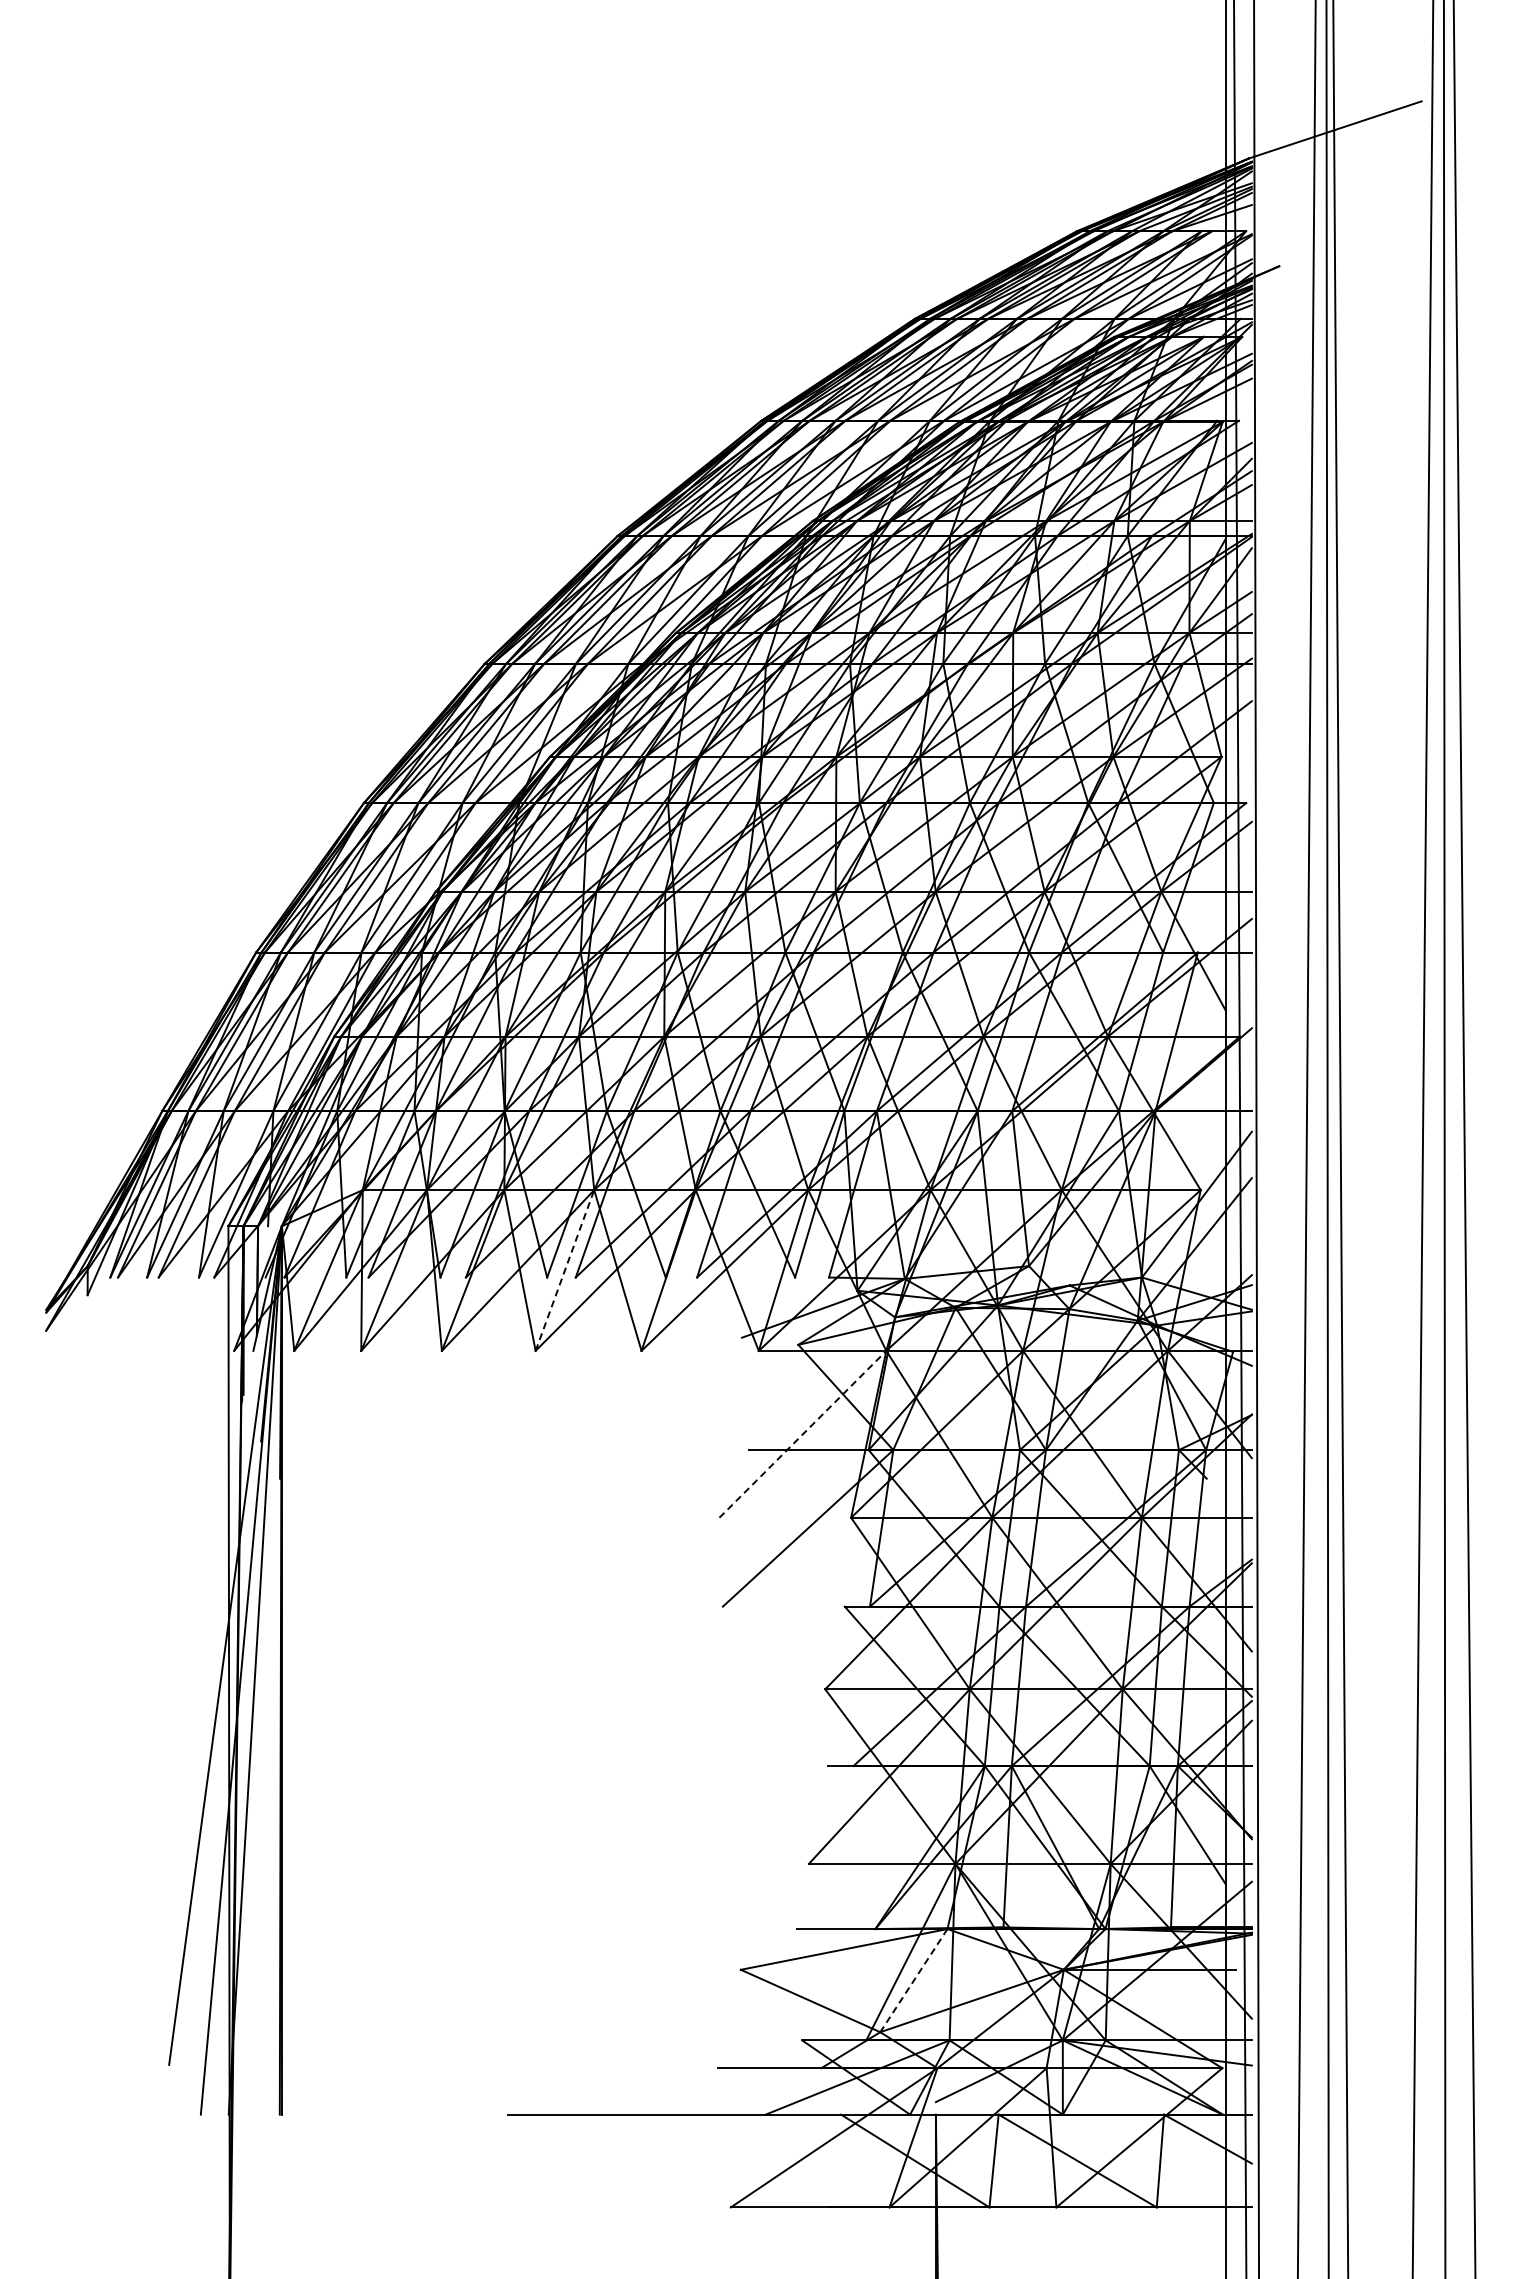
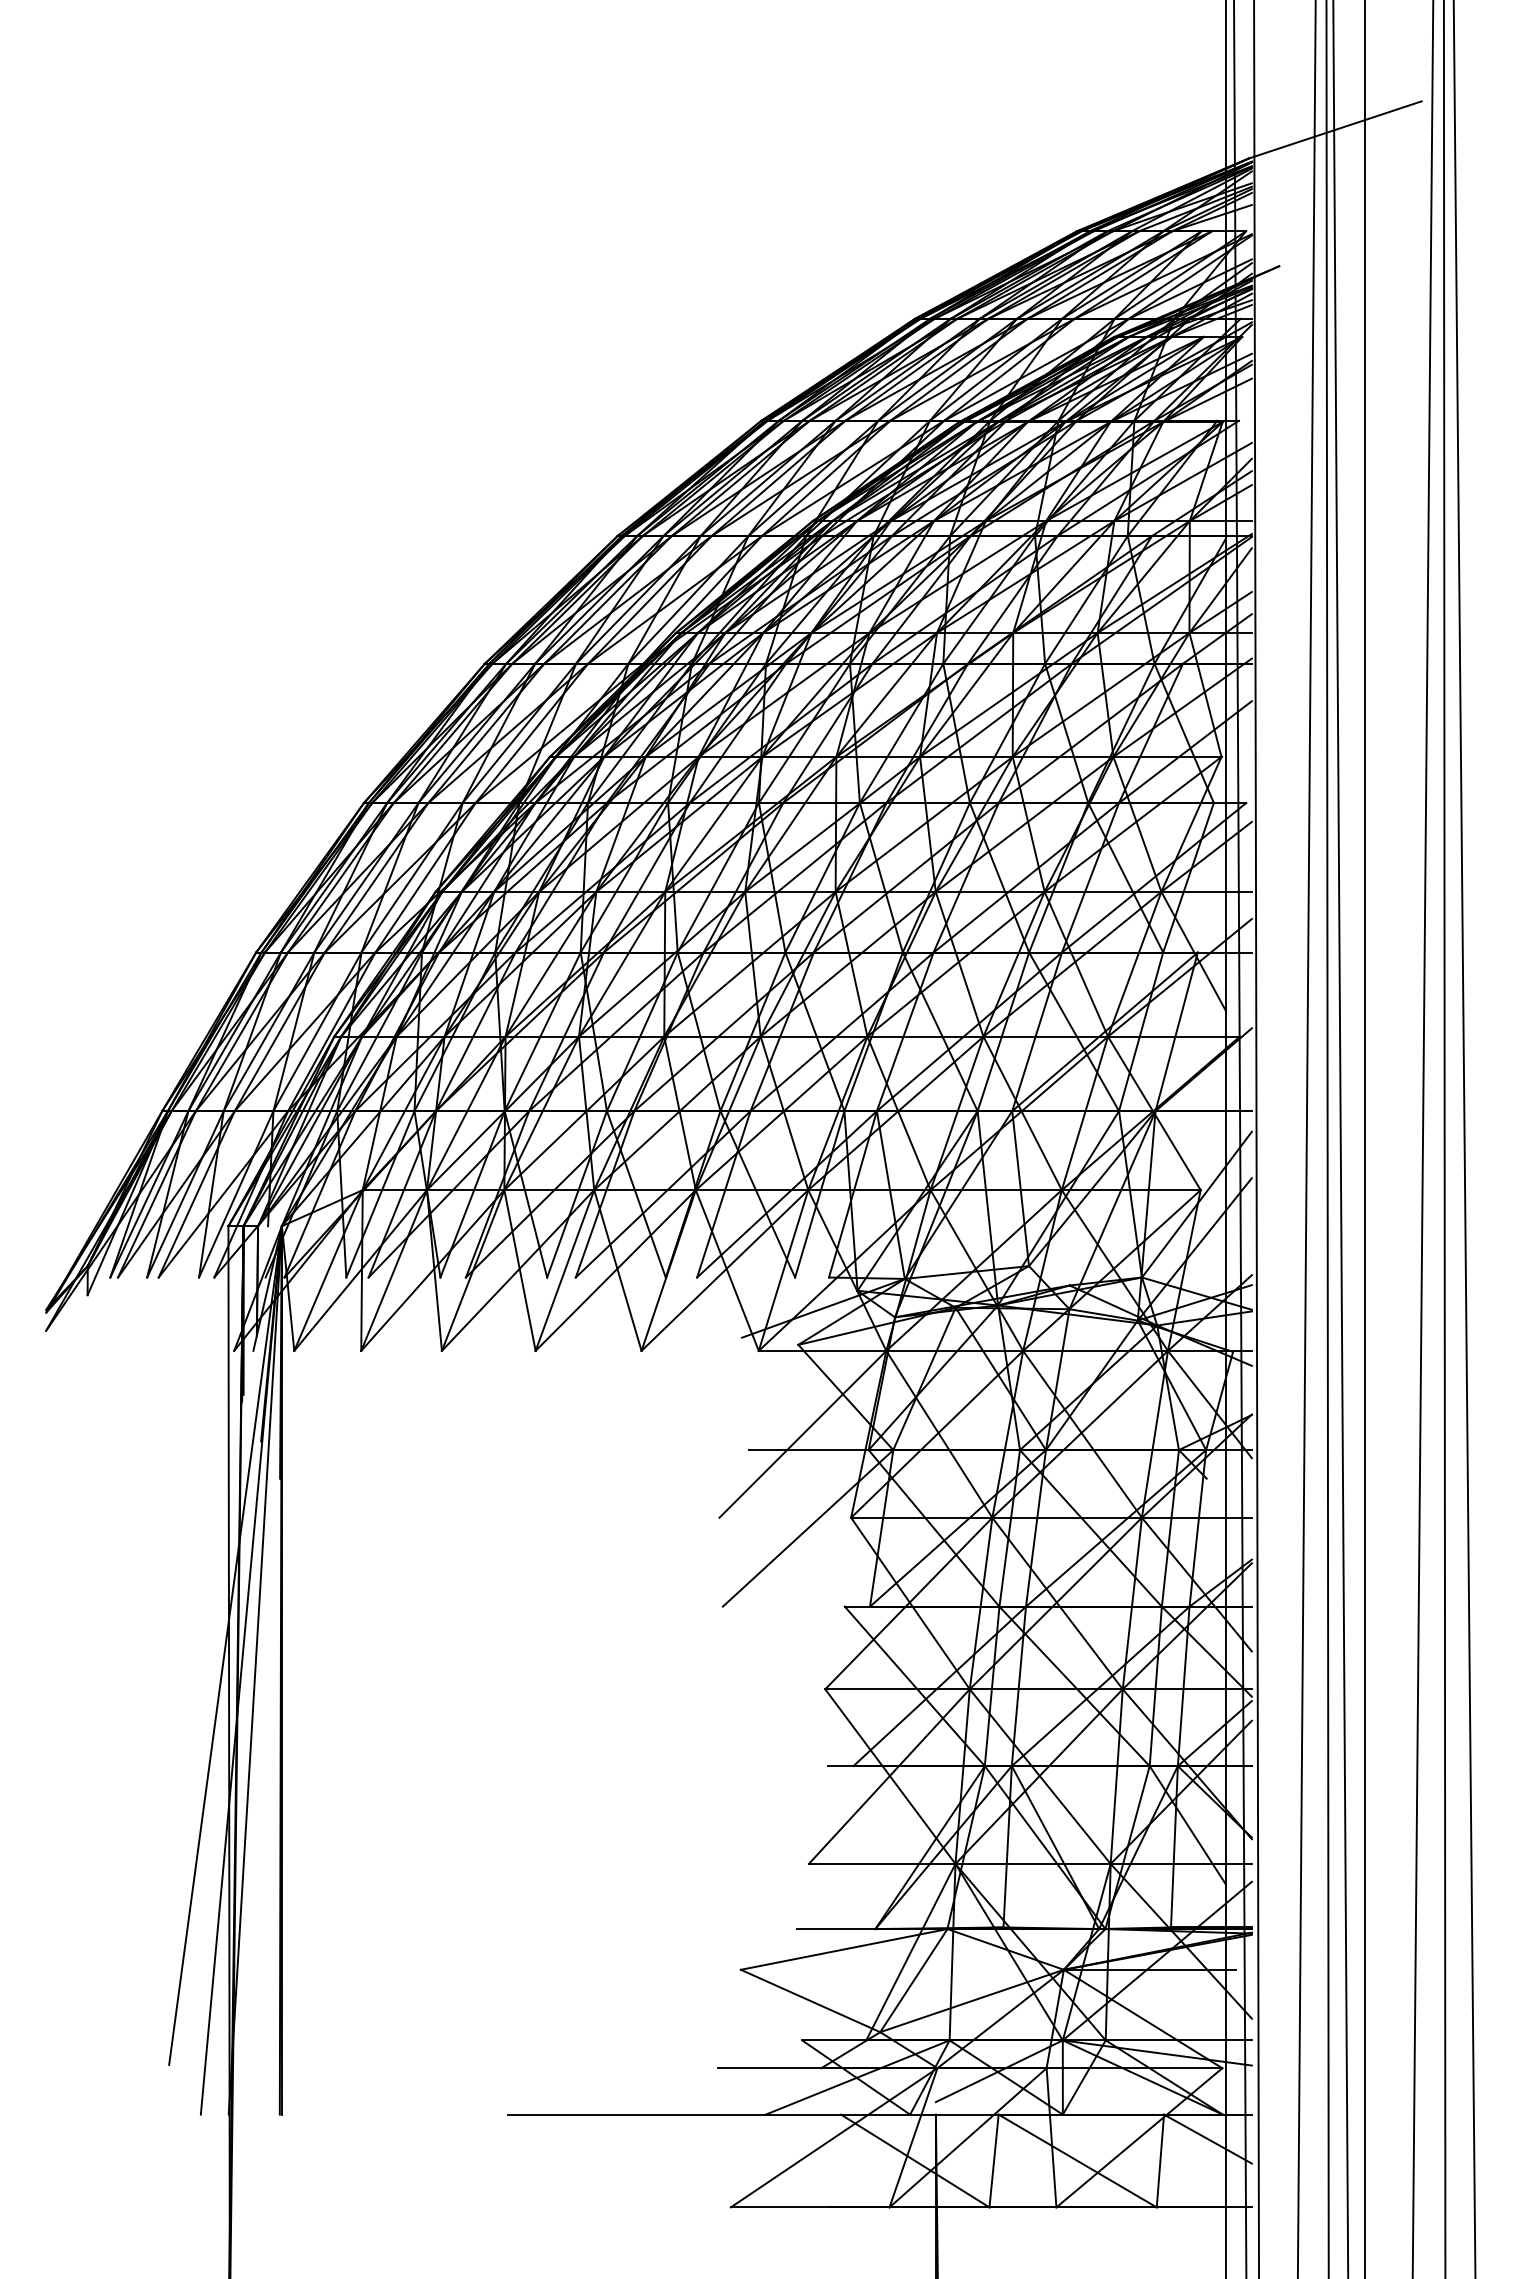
line: none -> present (1365, 1138)
line: dashed -> solid (564, 1270)
line: dashed -> solid (803, 1433)
line: dashed -> solid (913, 1980)
